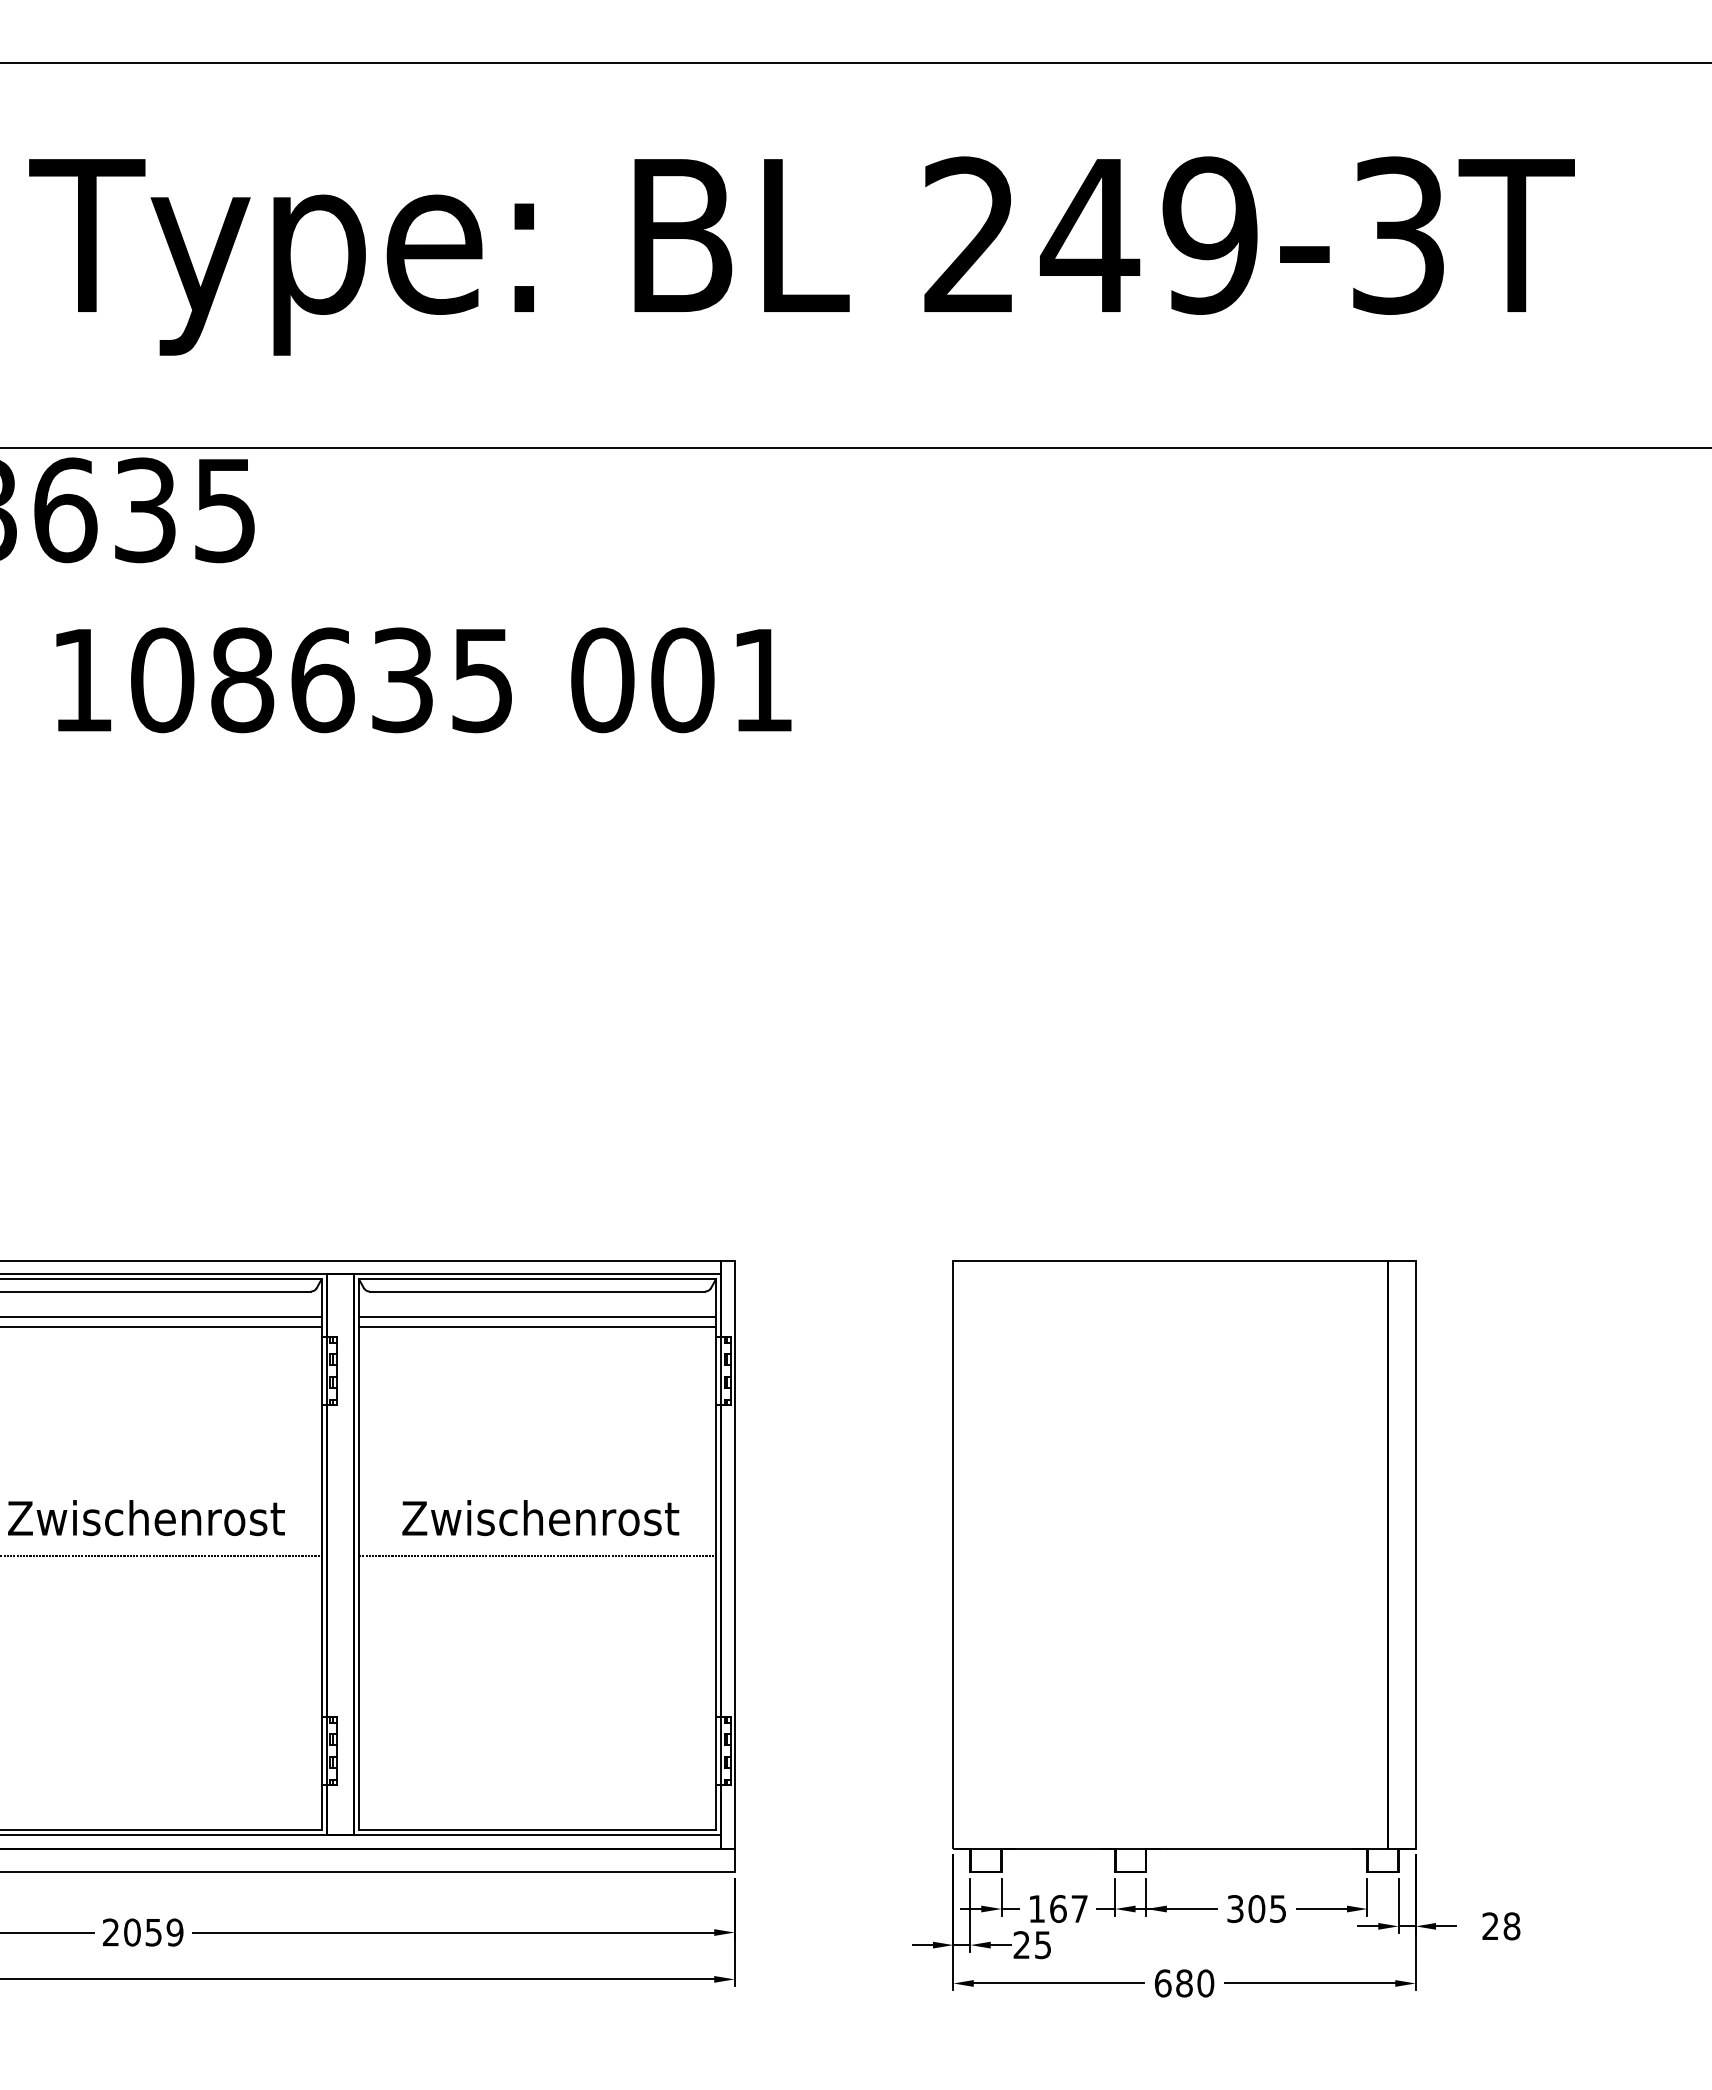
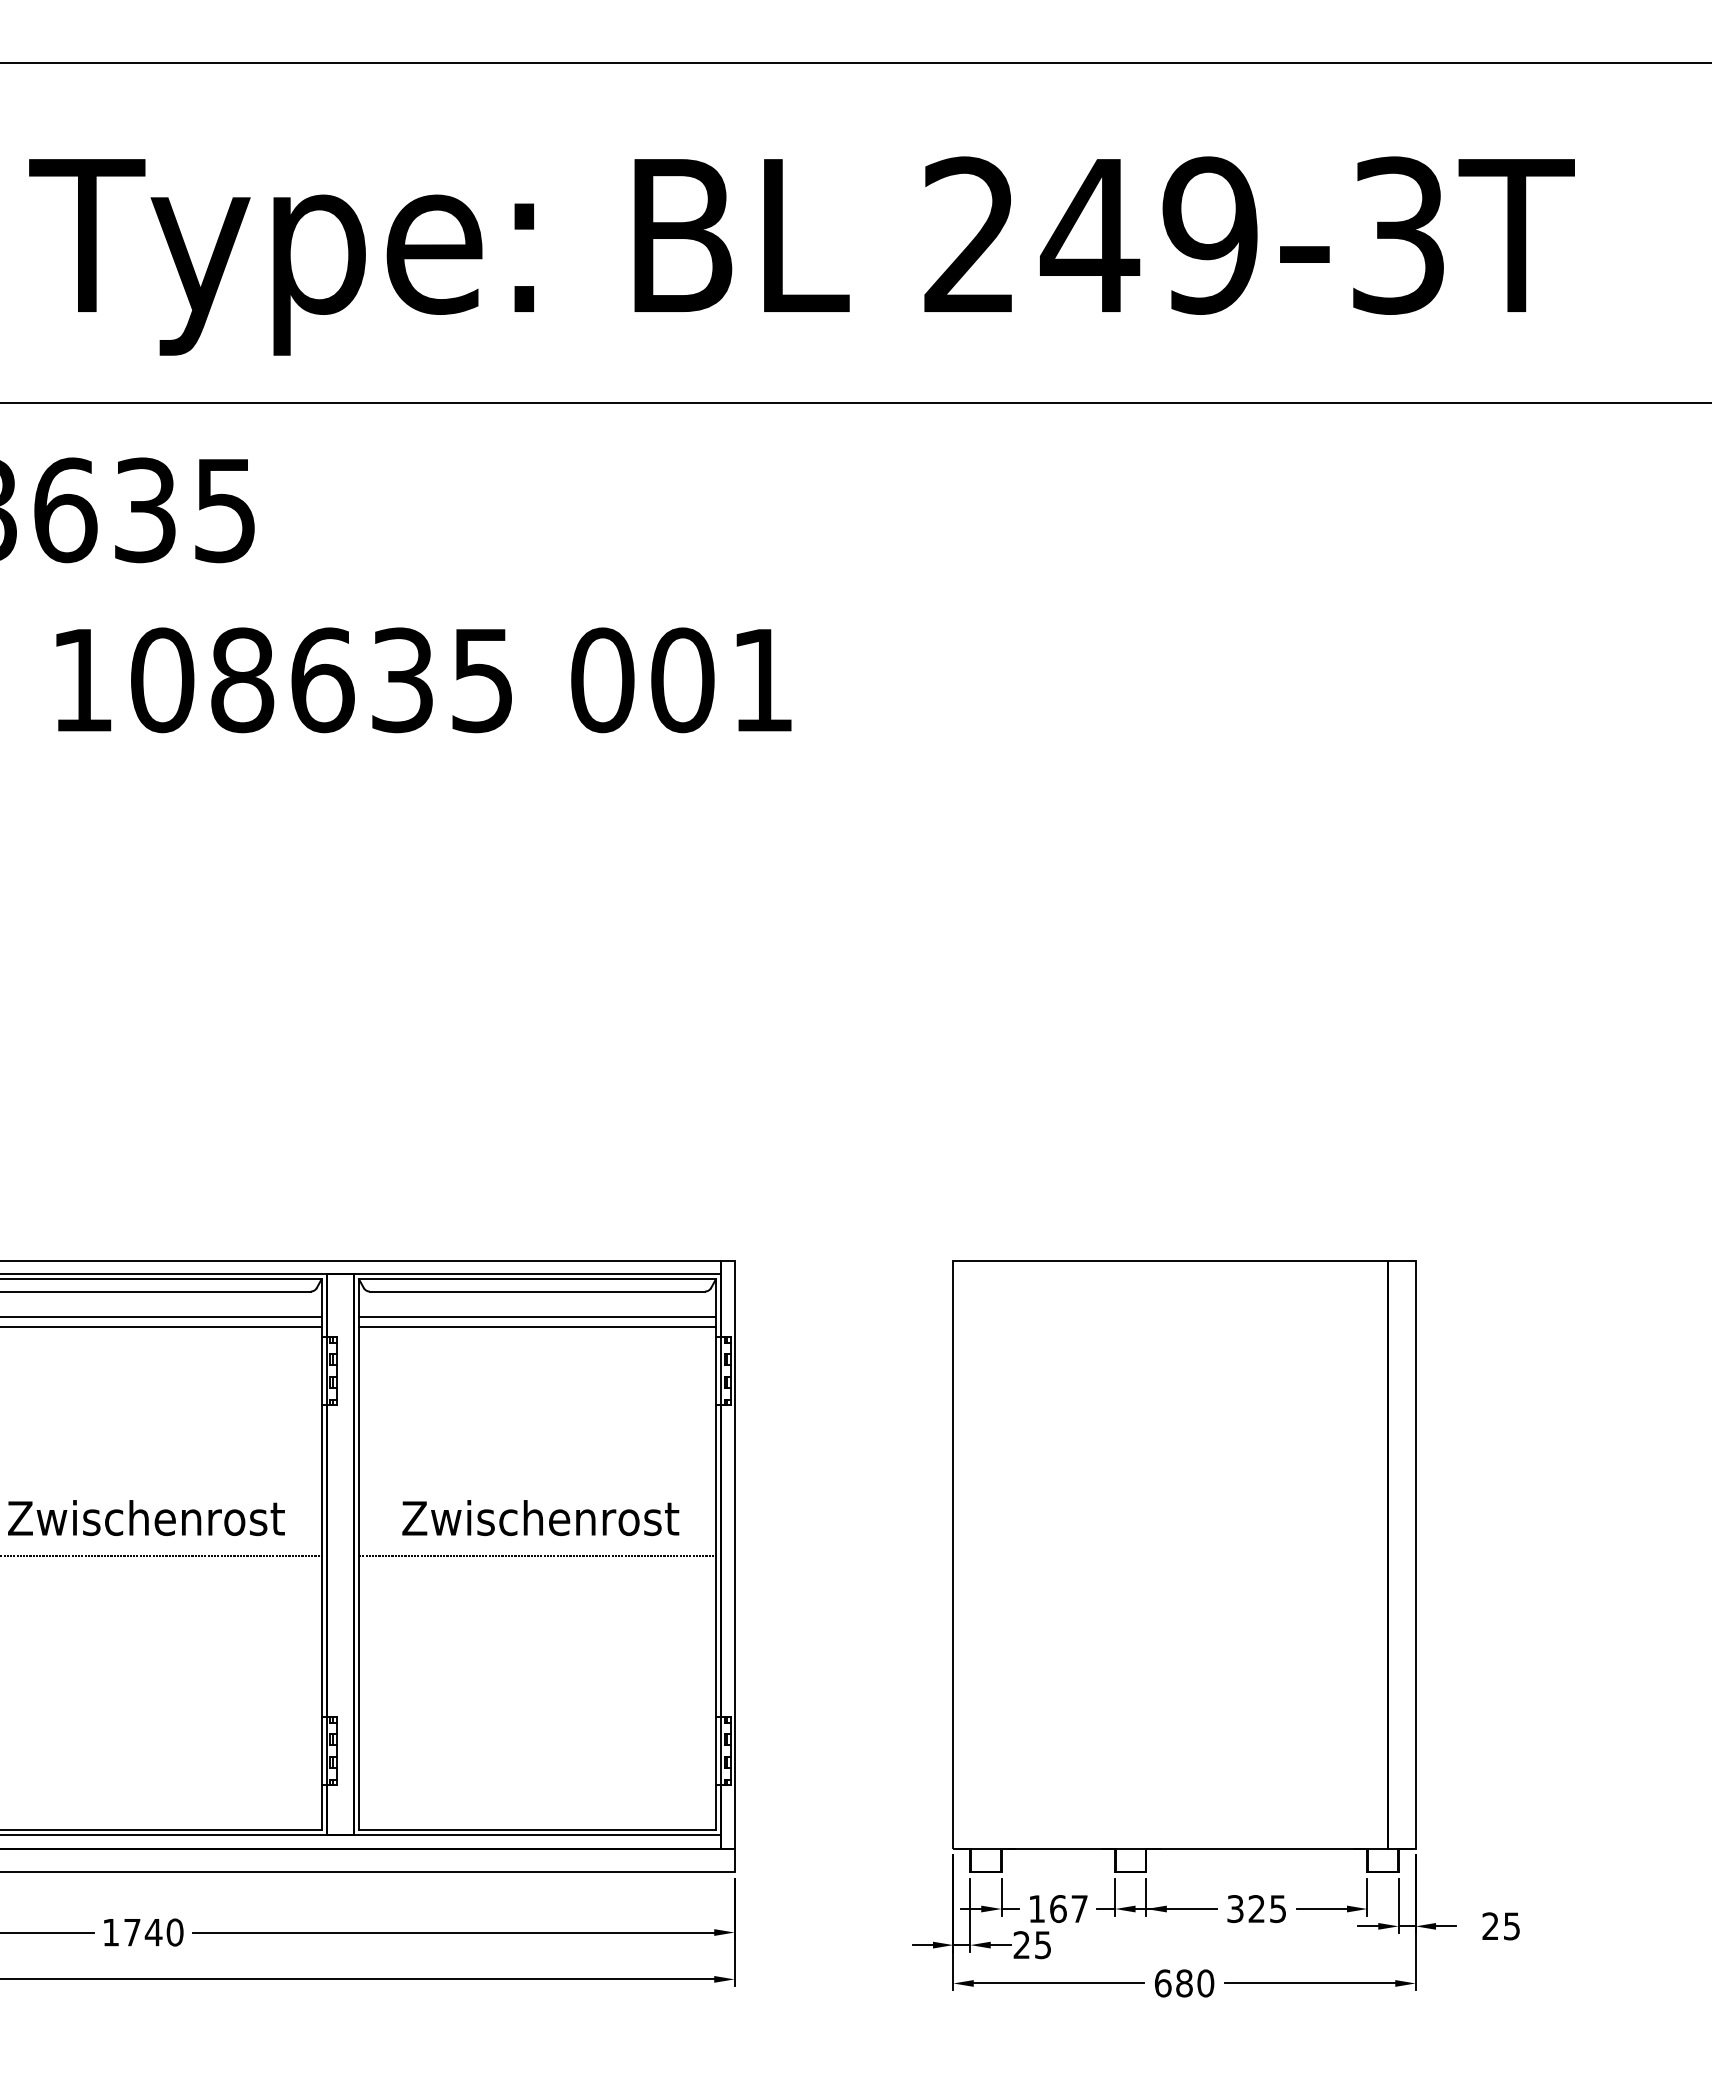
line position: (855, 447) -> (855, 402) (855, 402)
text: 305 -> 325 (1256, 1909)
text: 28 -> 25 (1511, 1926)
text: 2059 -> 1740 (143, 1932)
